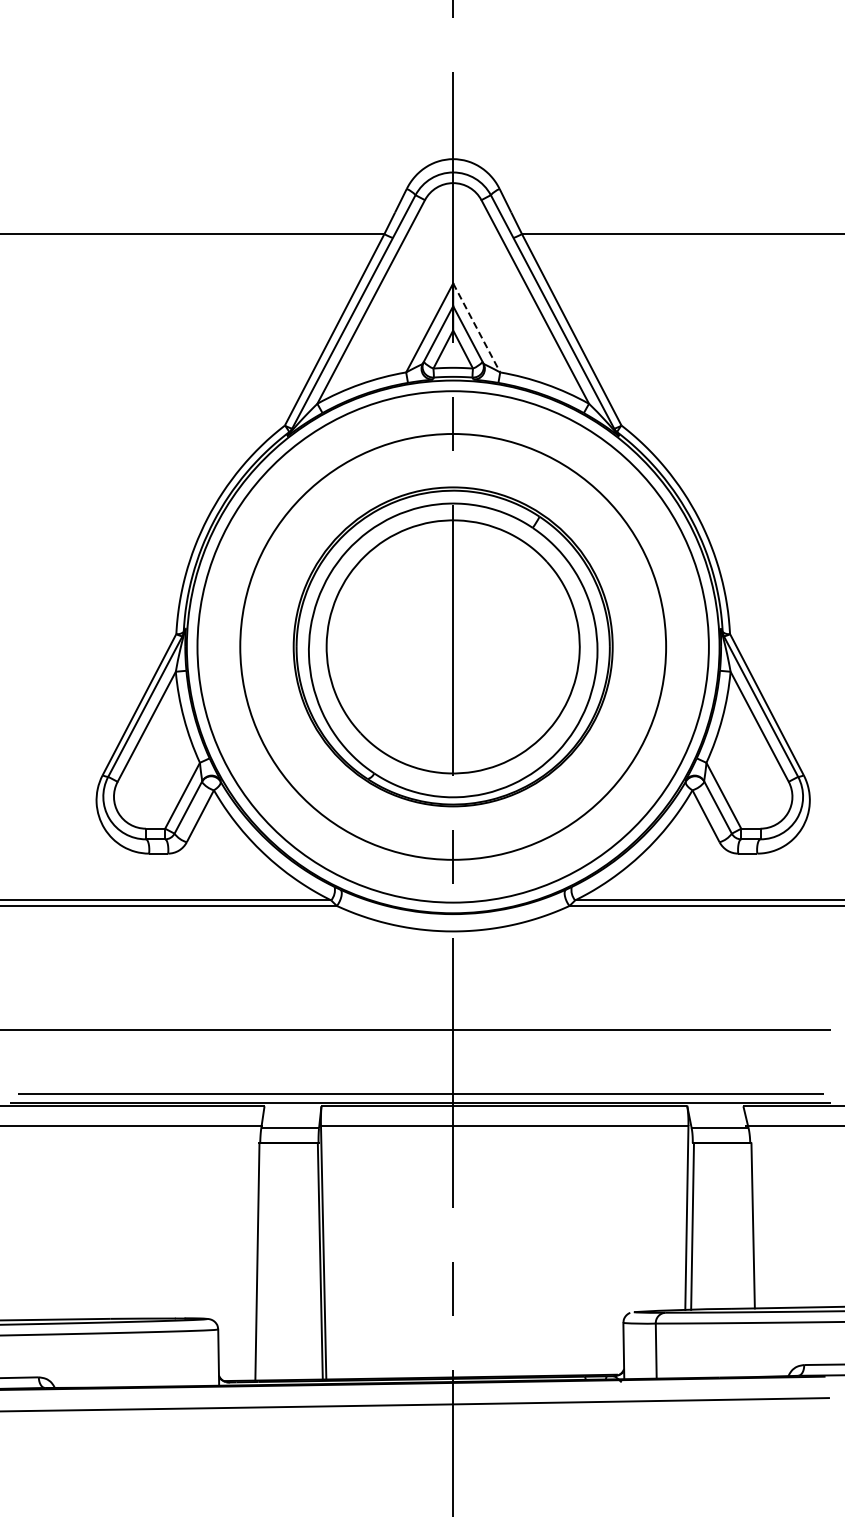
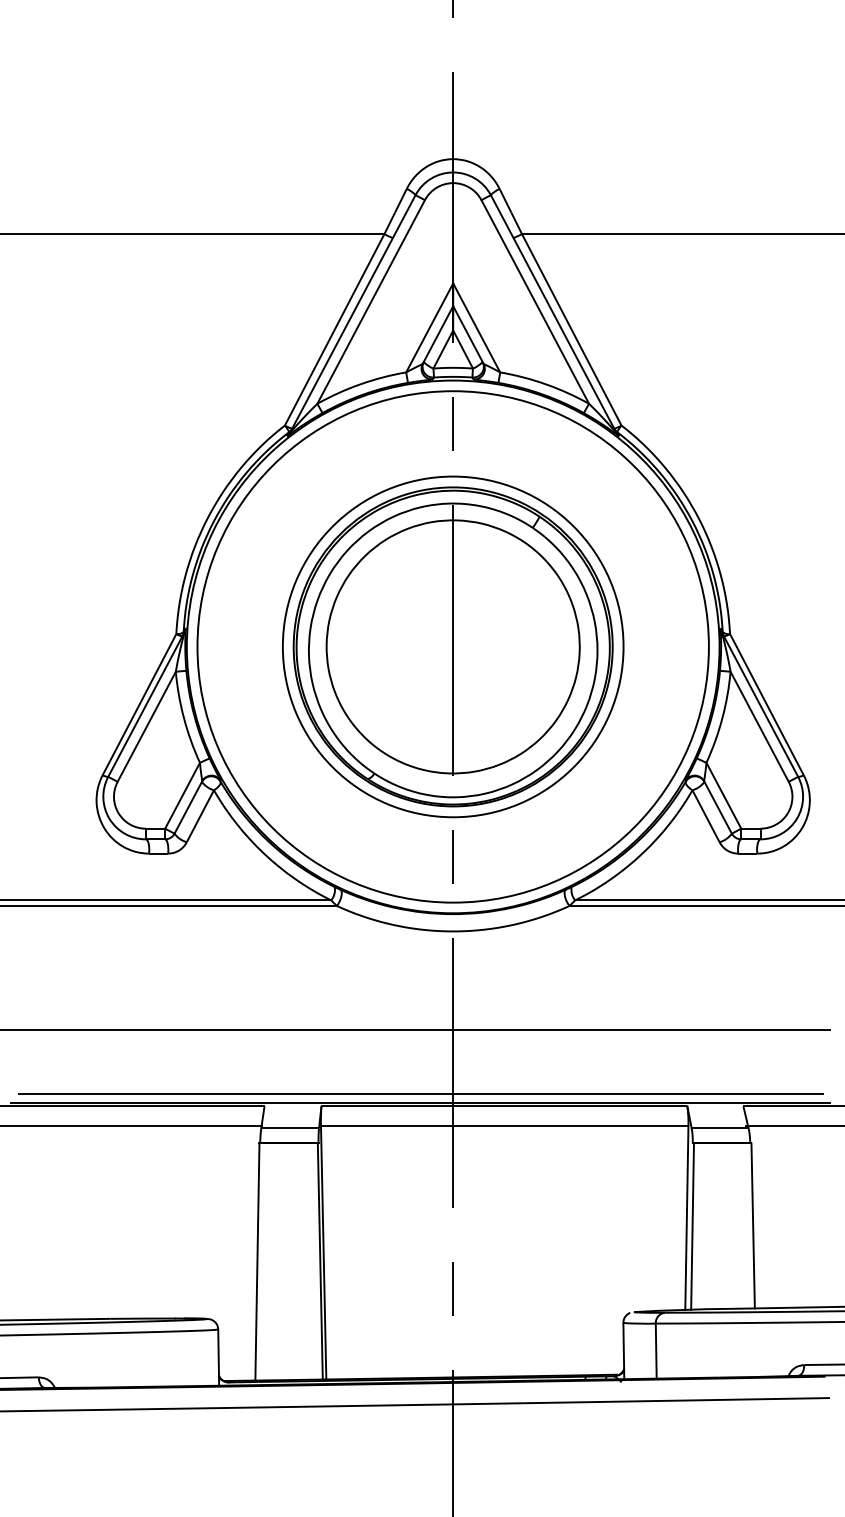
line: dashed -> solid (476, 328)
circle diameter: 426 px -> 341 px (452, 646)
